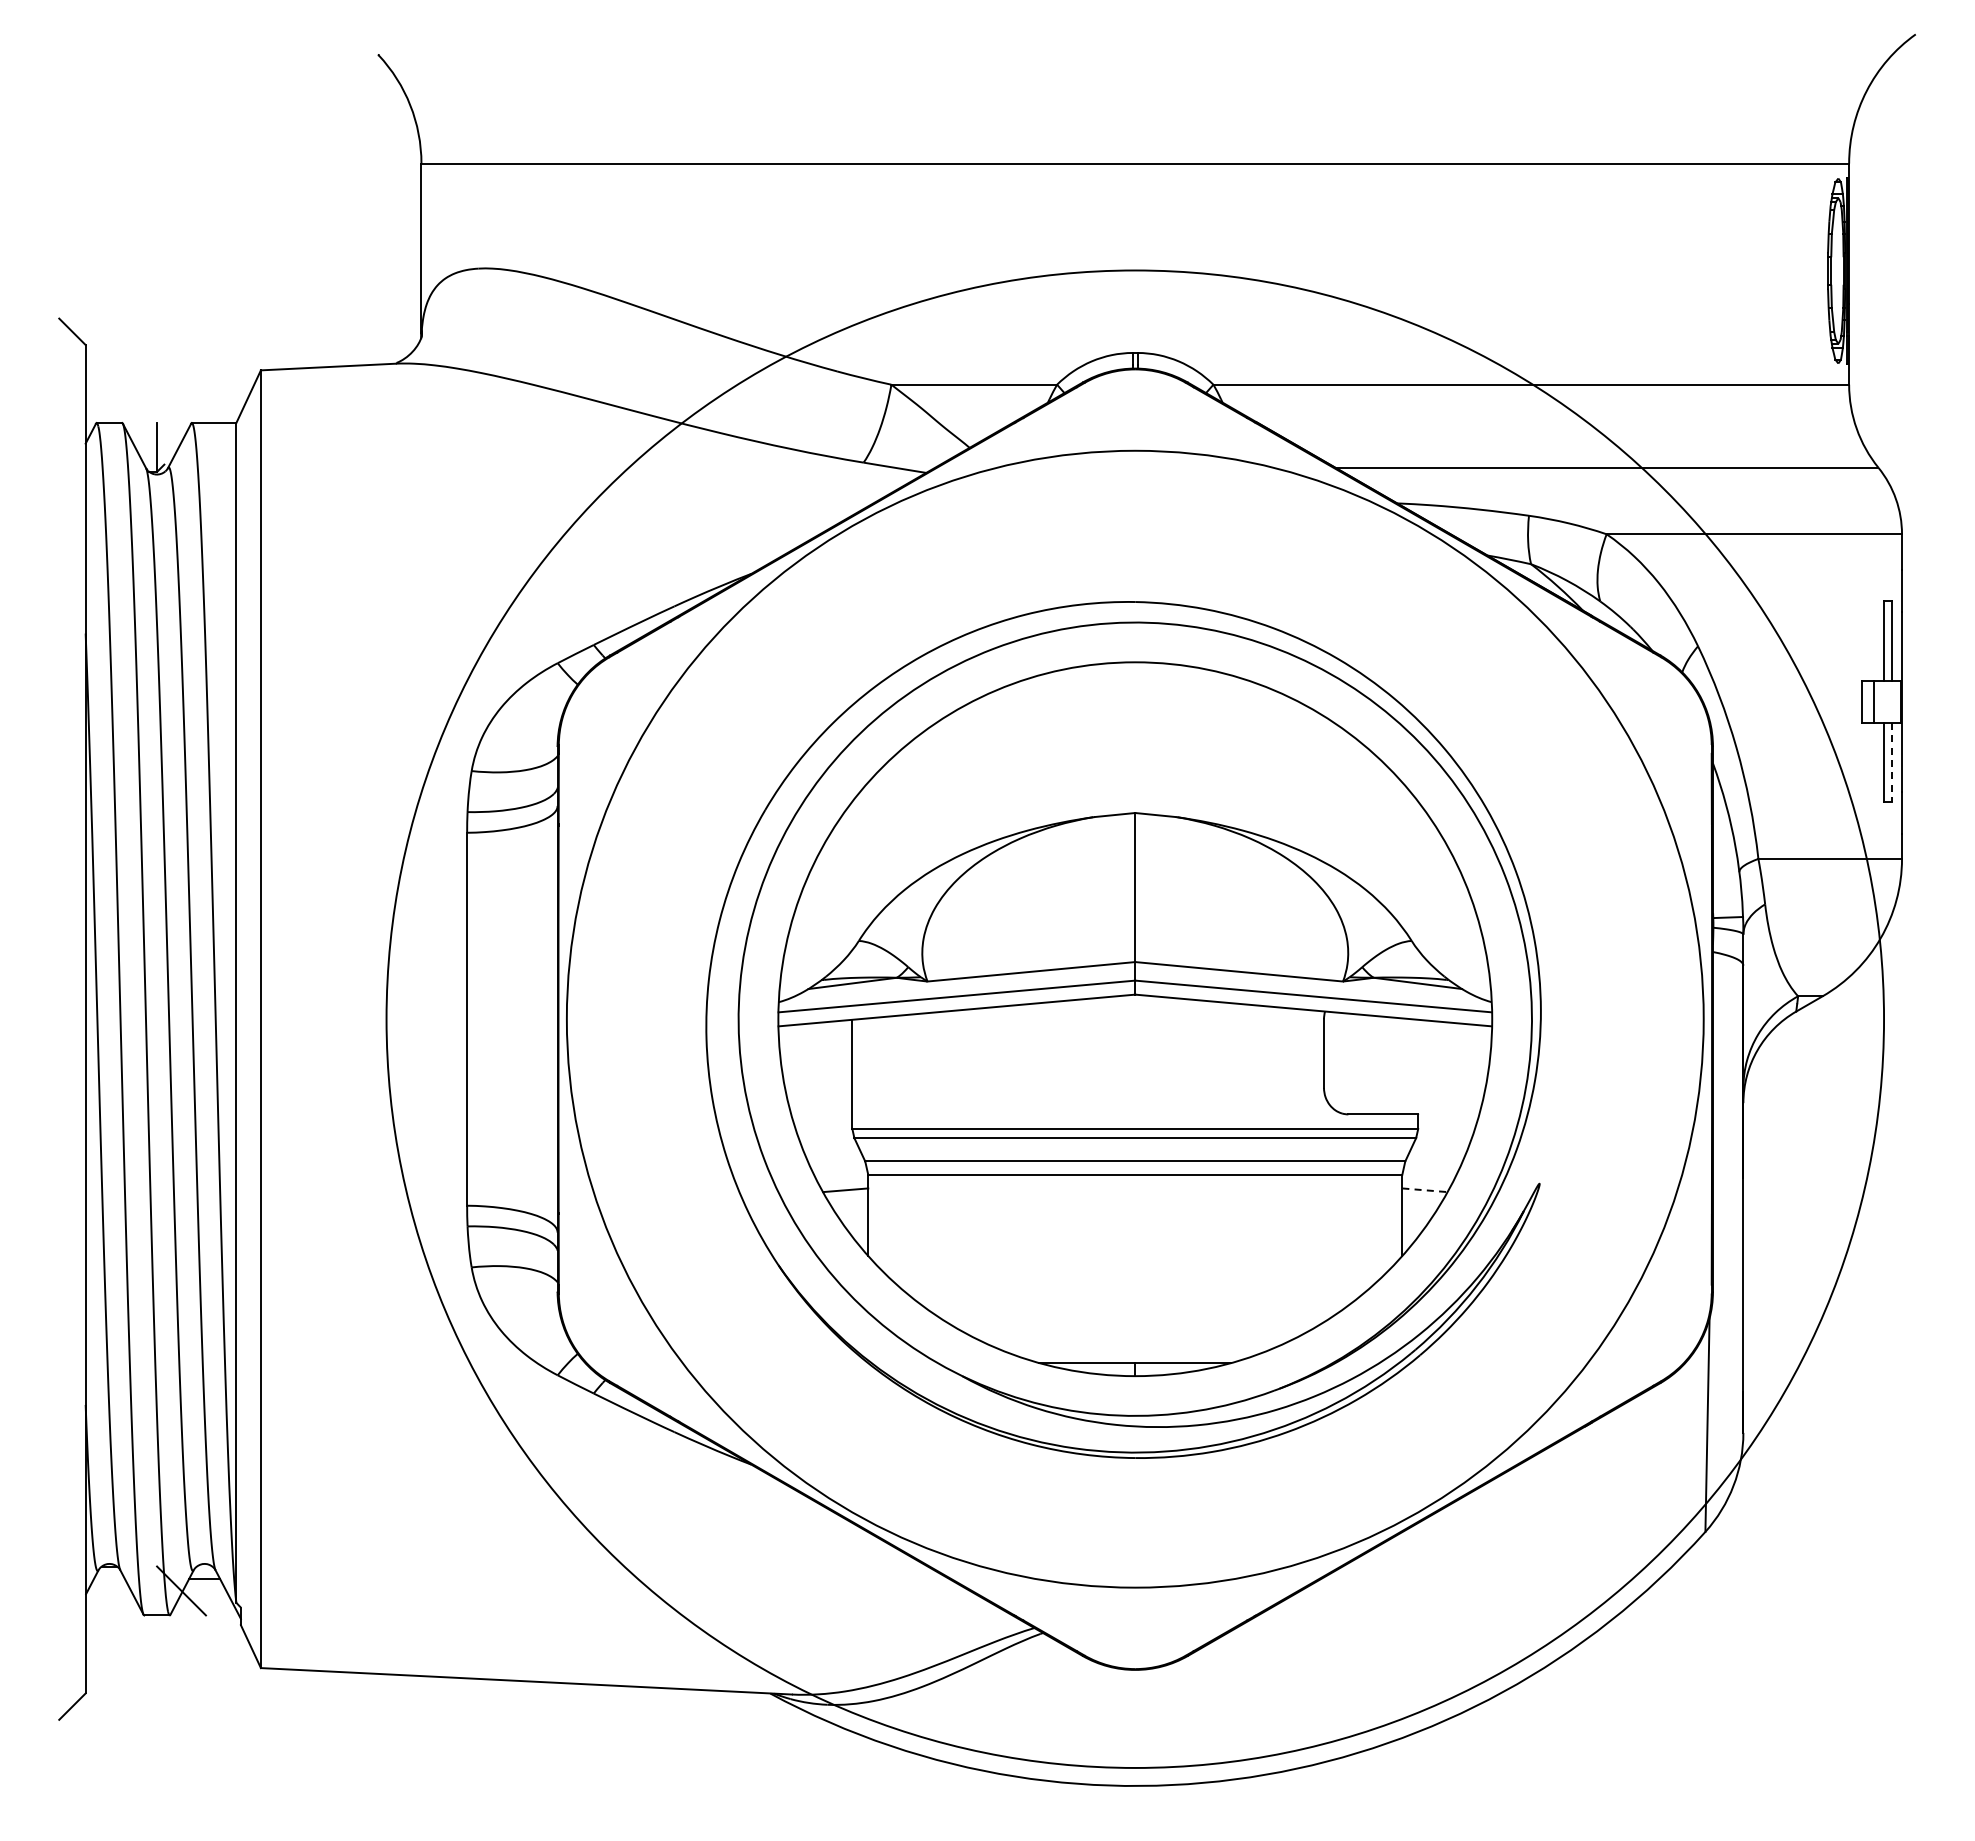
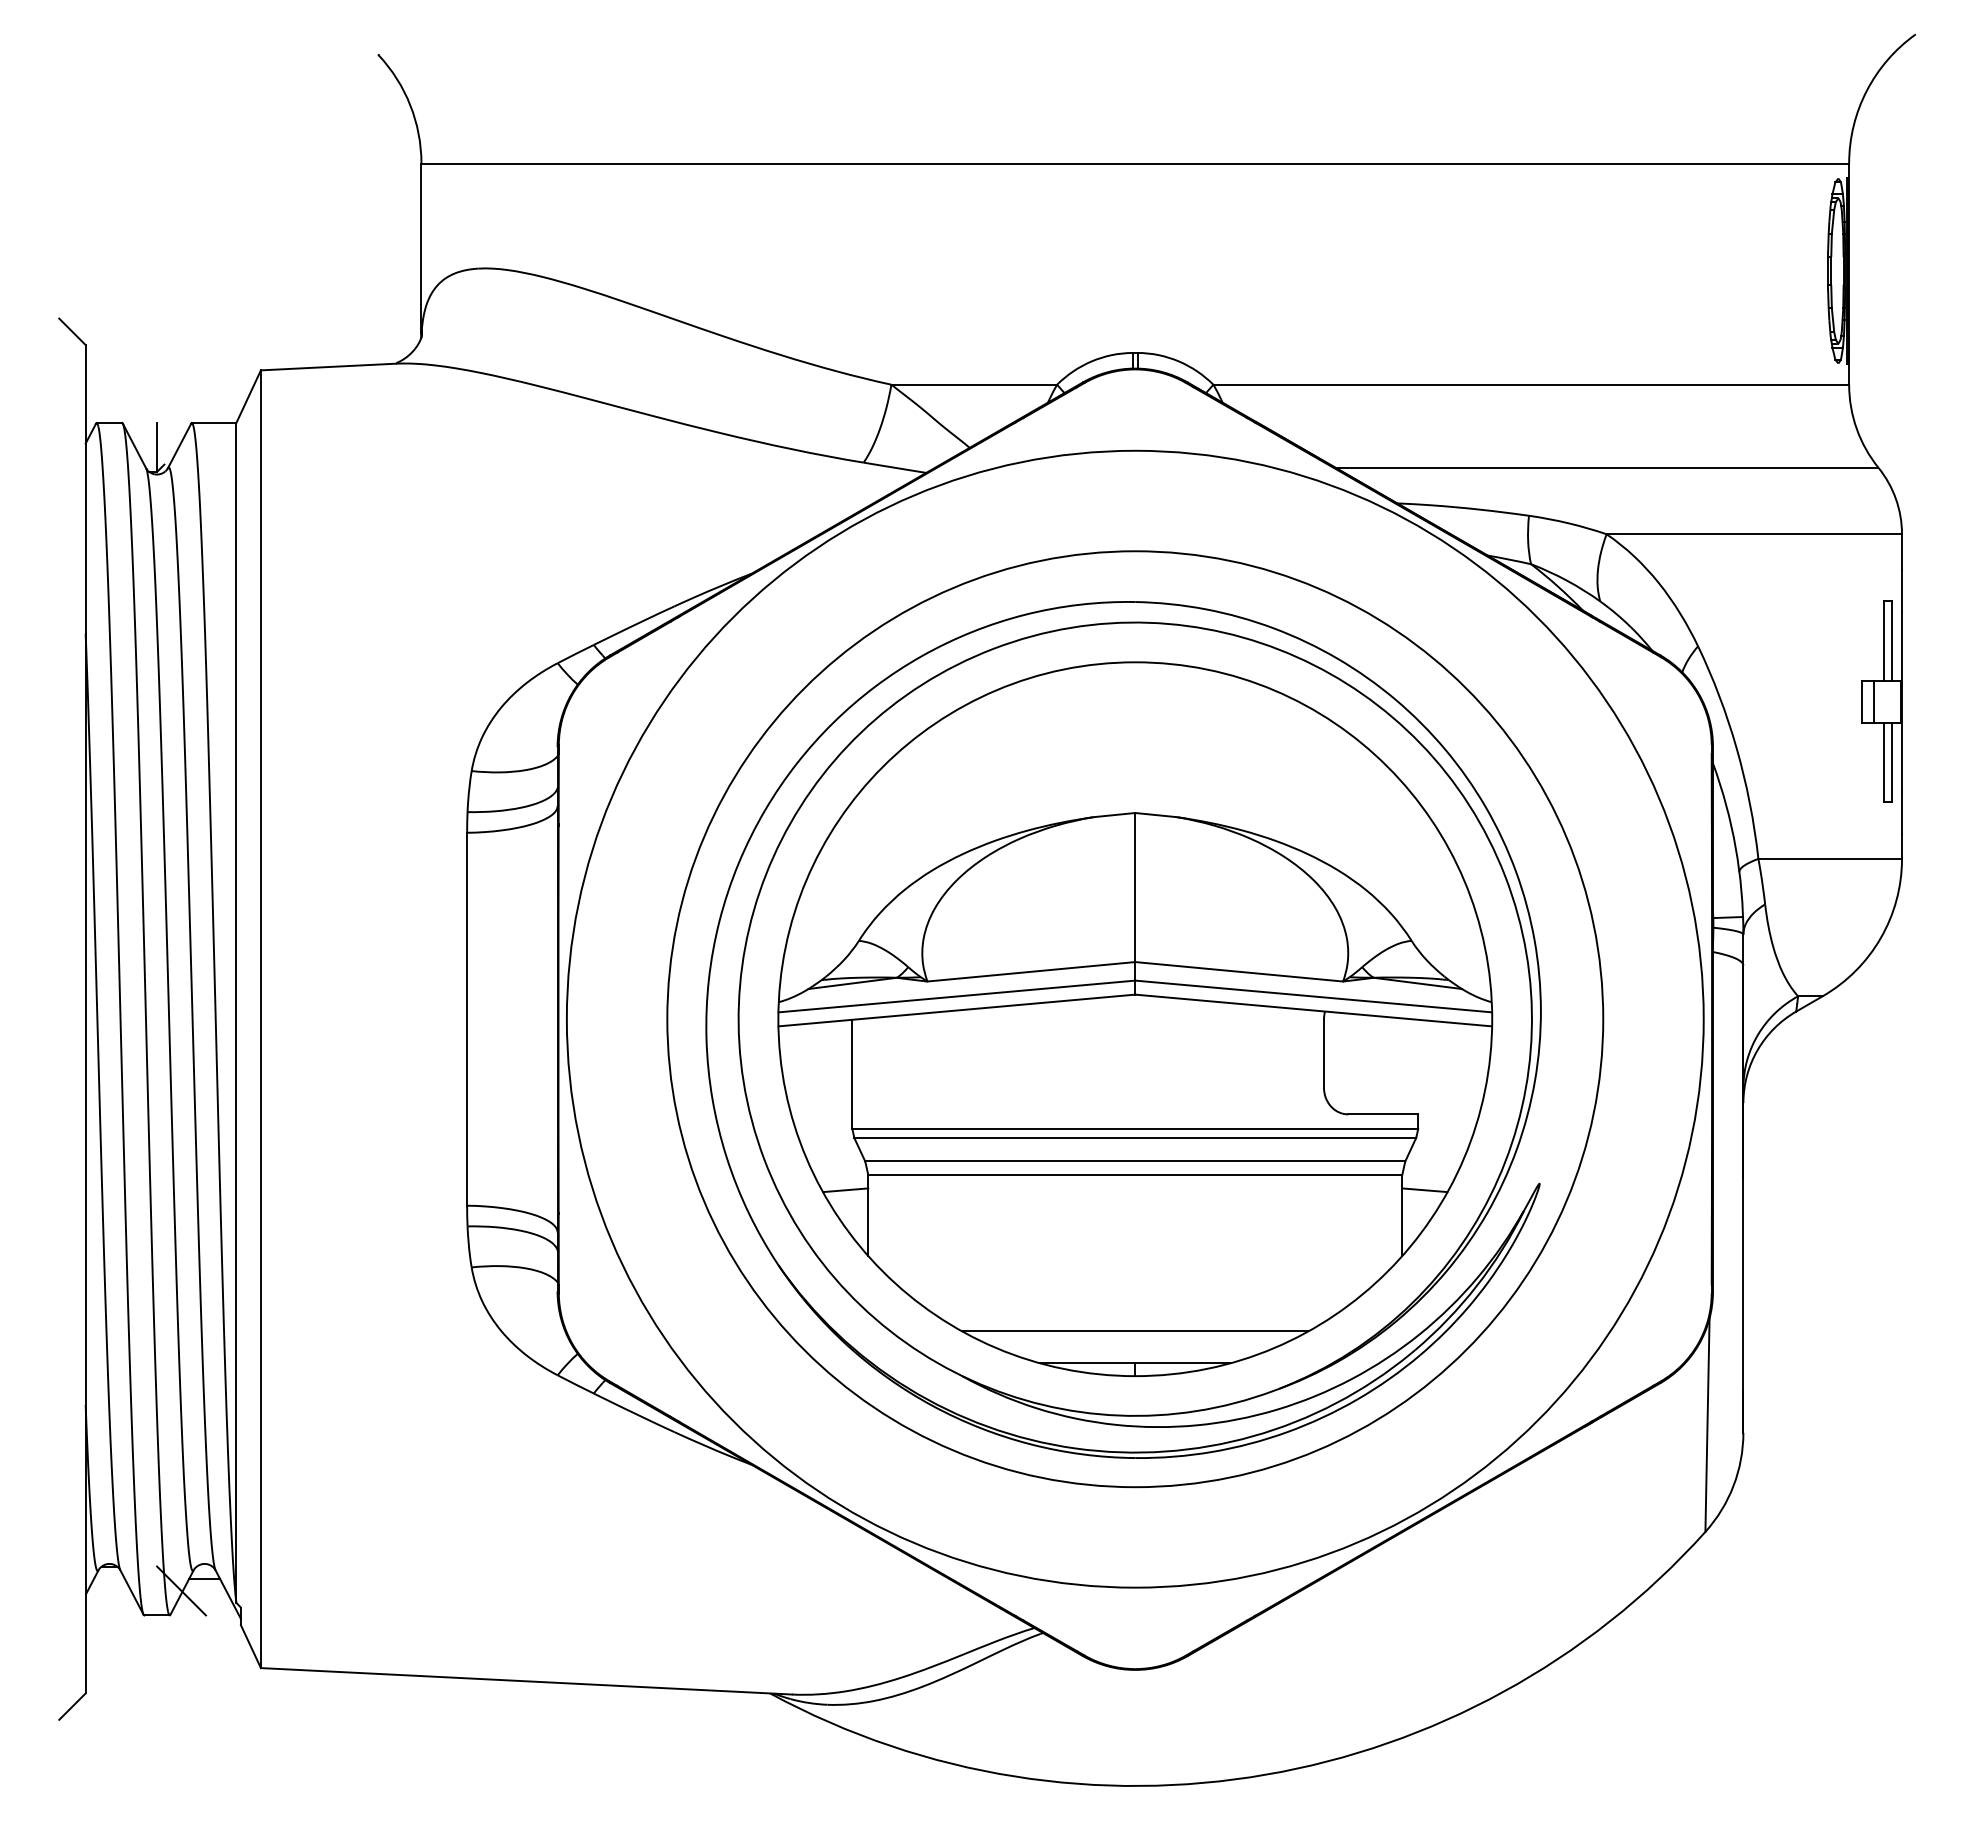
line: dashed -> solid (1892, 762)
circle diameter: 1497 px -> 936 px (1135, 1019)
line: dashed -> solid (1424, 1190)
line: none -> present (1135, 1331)
